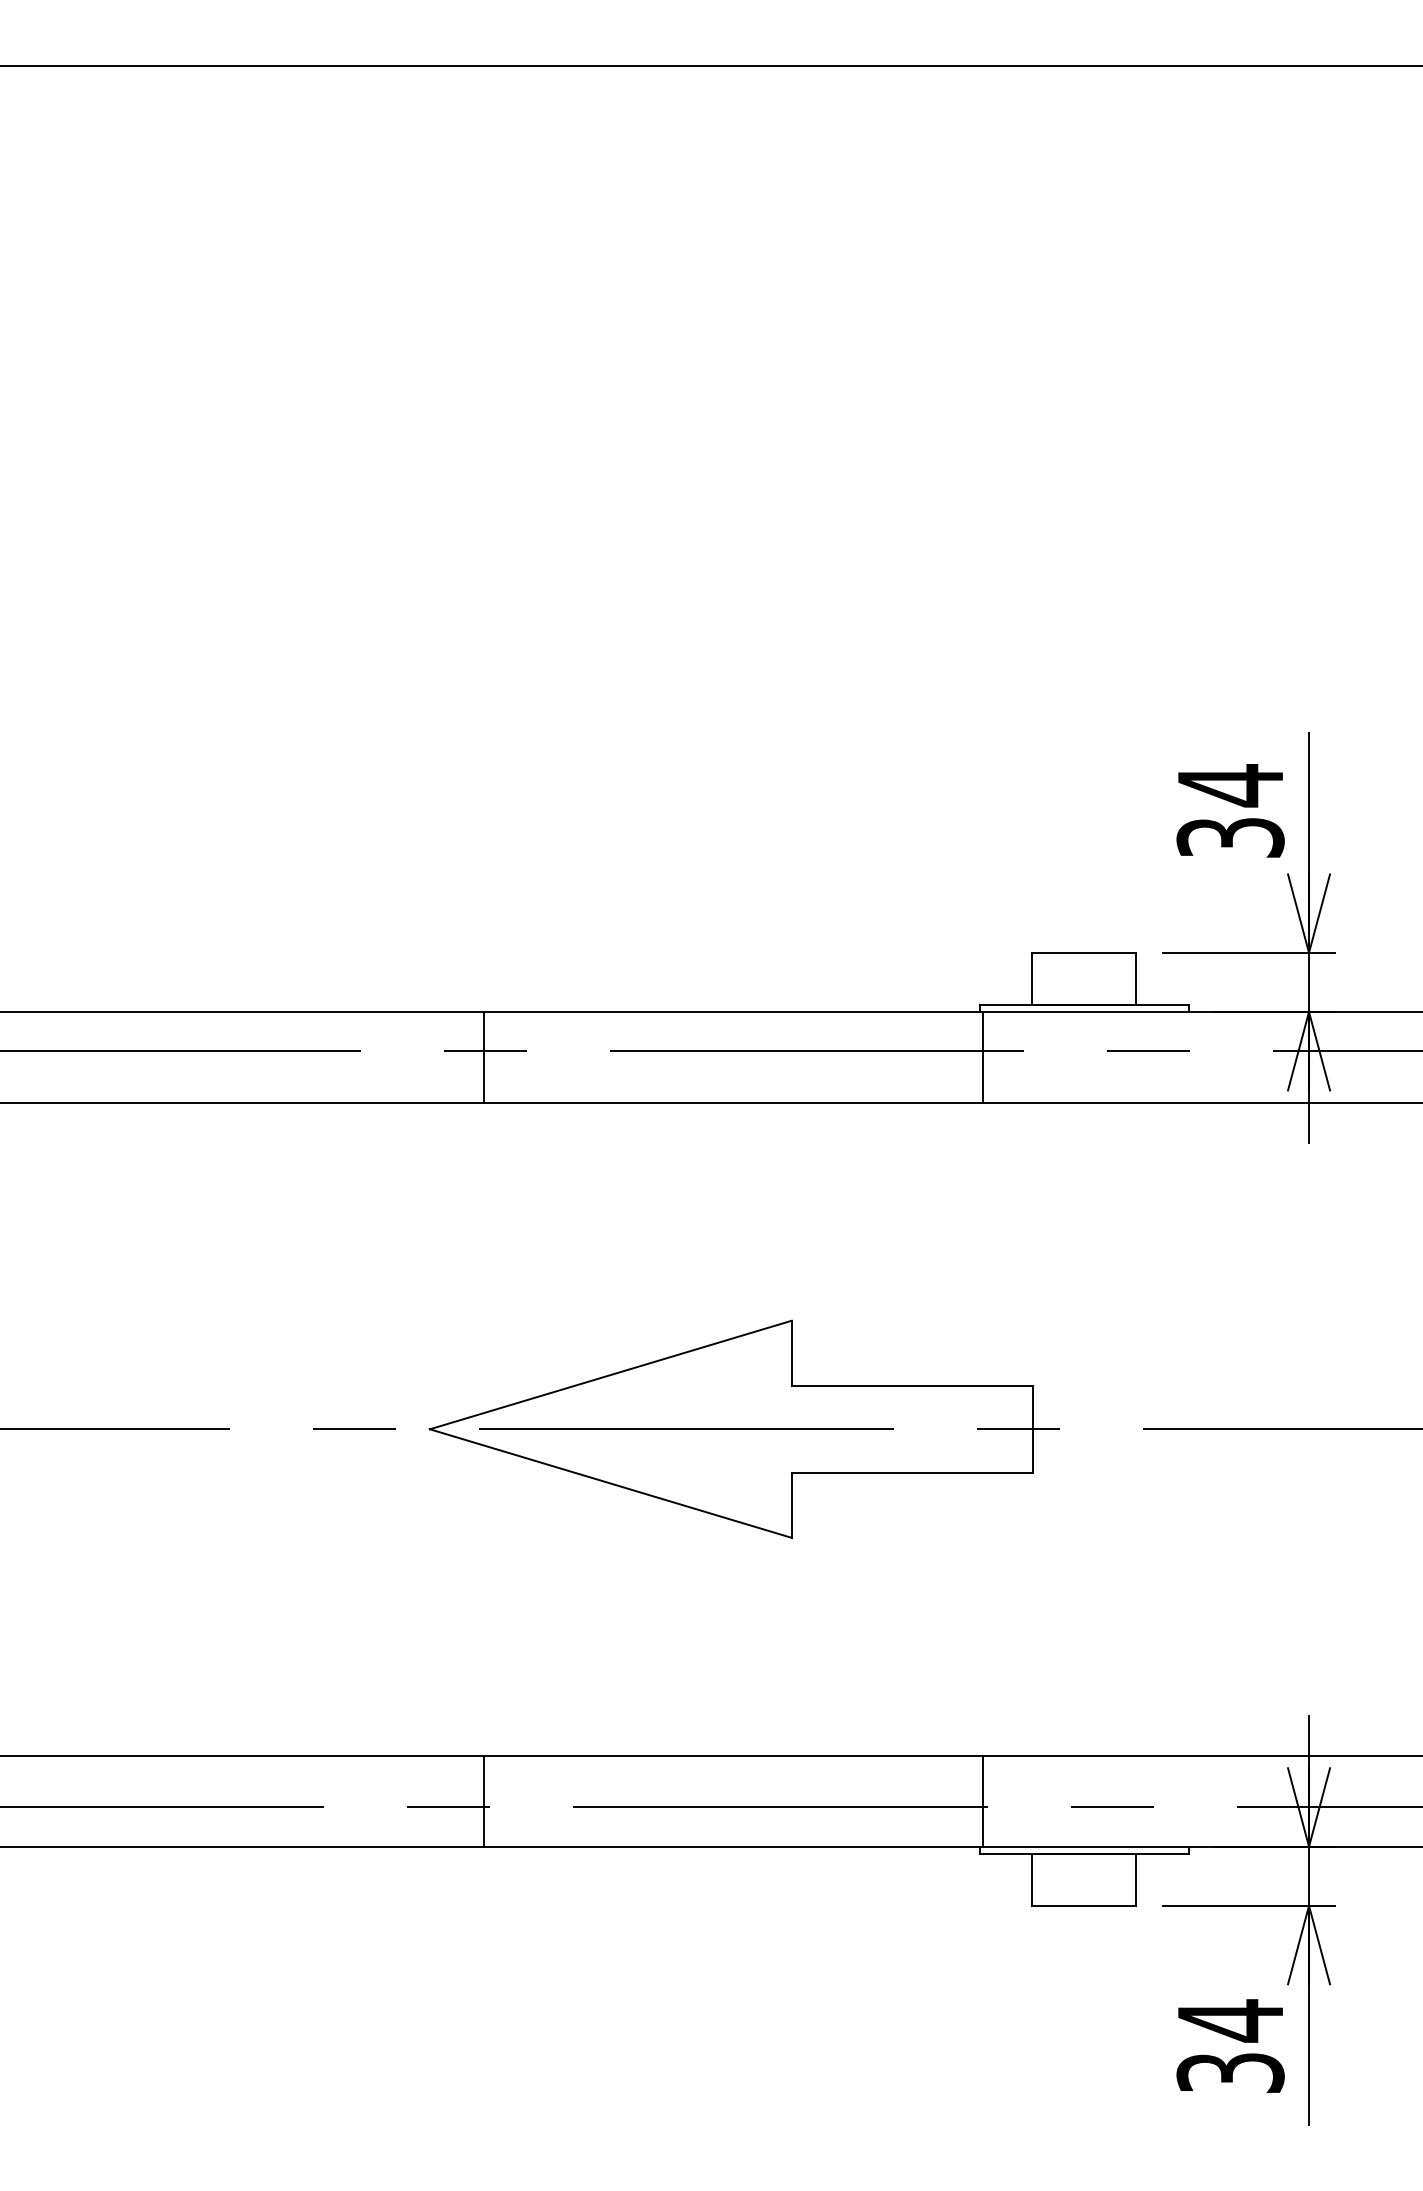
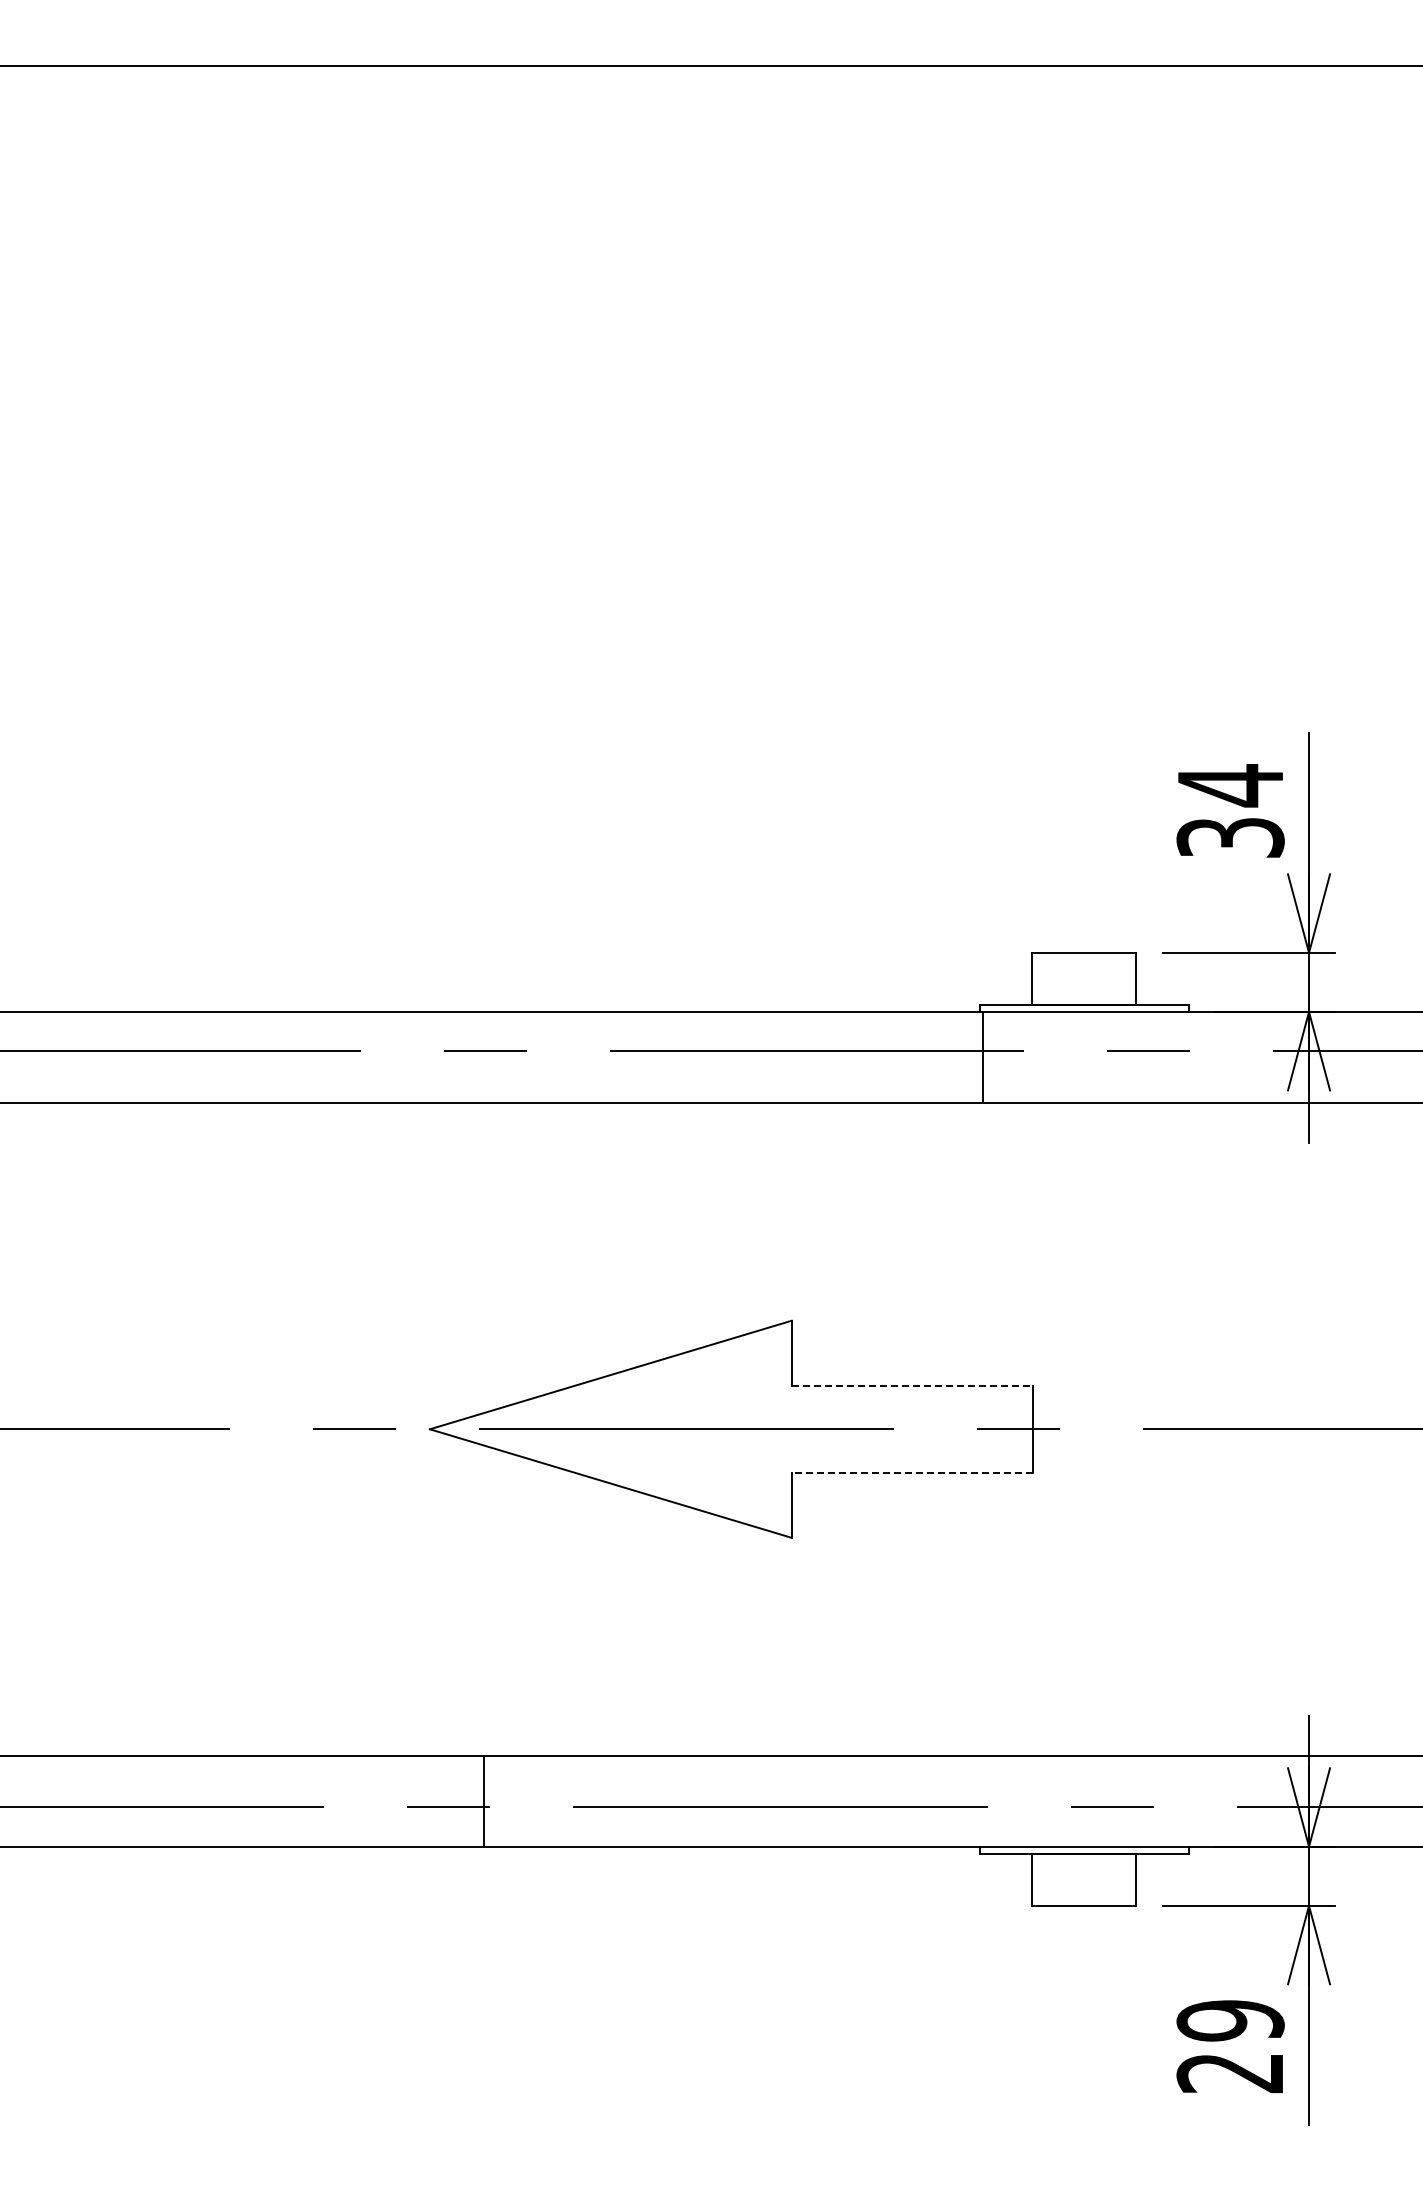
line: present -> none (483, 1056)
line: solid -> dashed (912, 1385)
line: solid -> dashed (912, 1472)
line: present -> none (983, 1800)
text: 34 -> 29 (1230, 2046)
